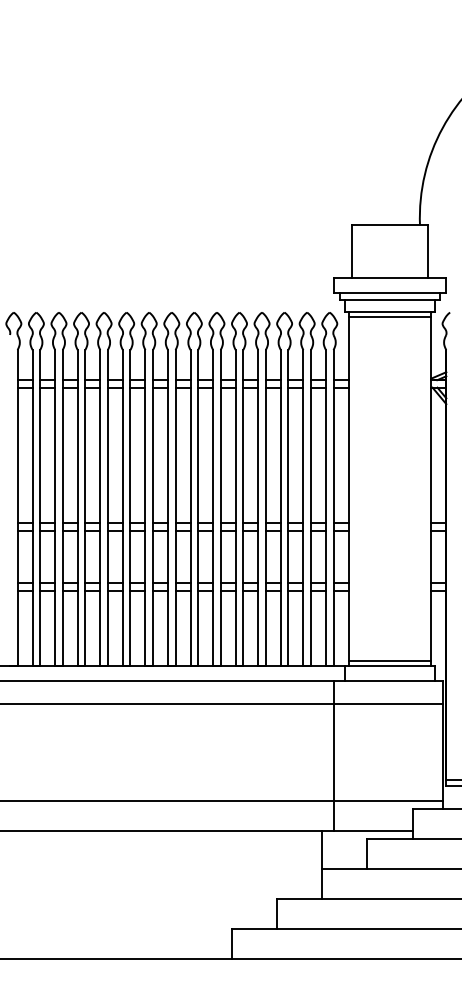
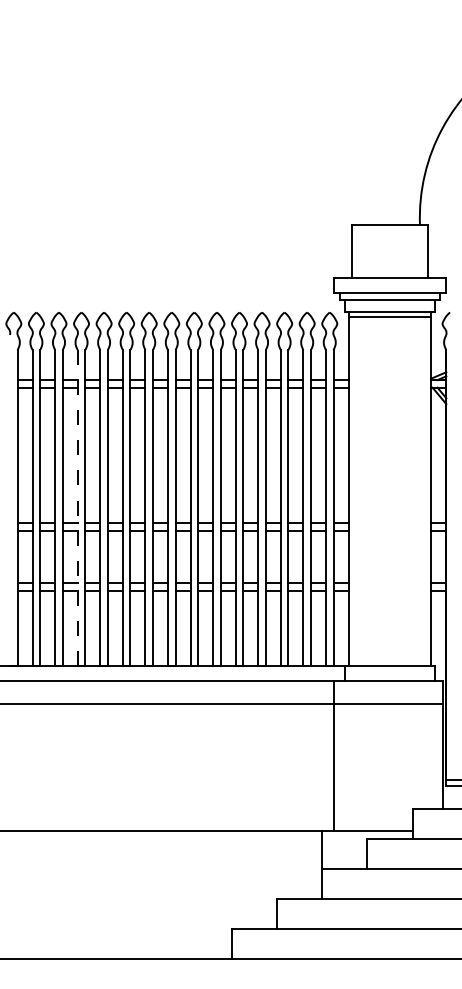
line: solid -> dashed (77, 508)
line: present -> none (389, 661)
line: present -> none (222, 801)
